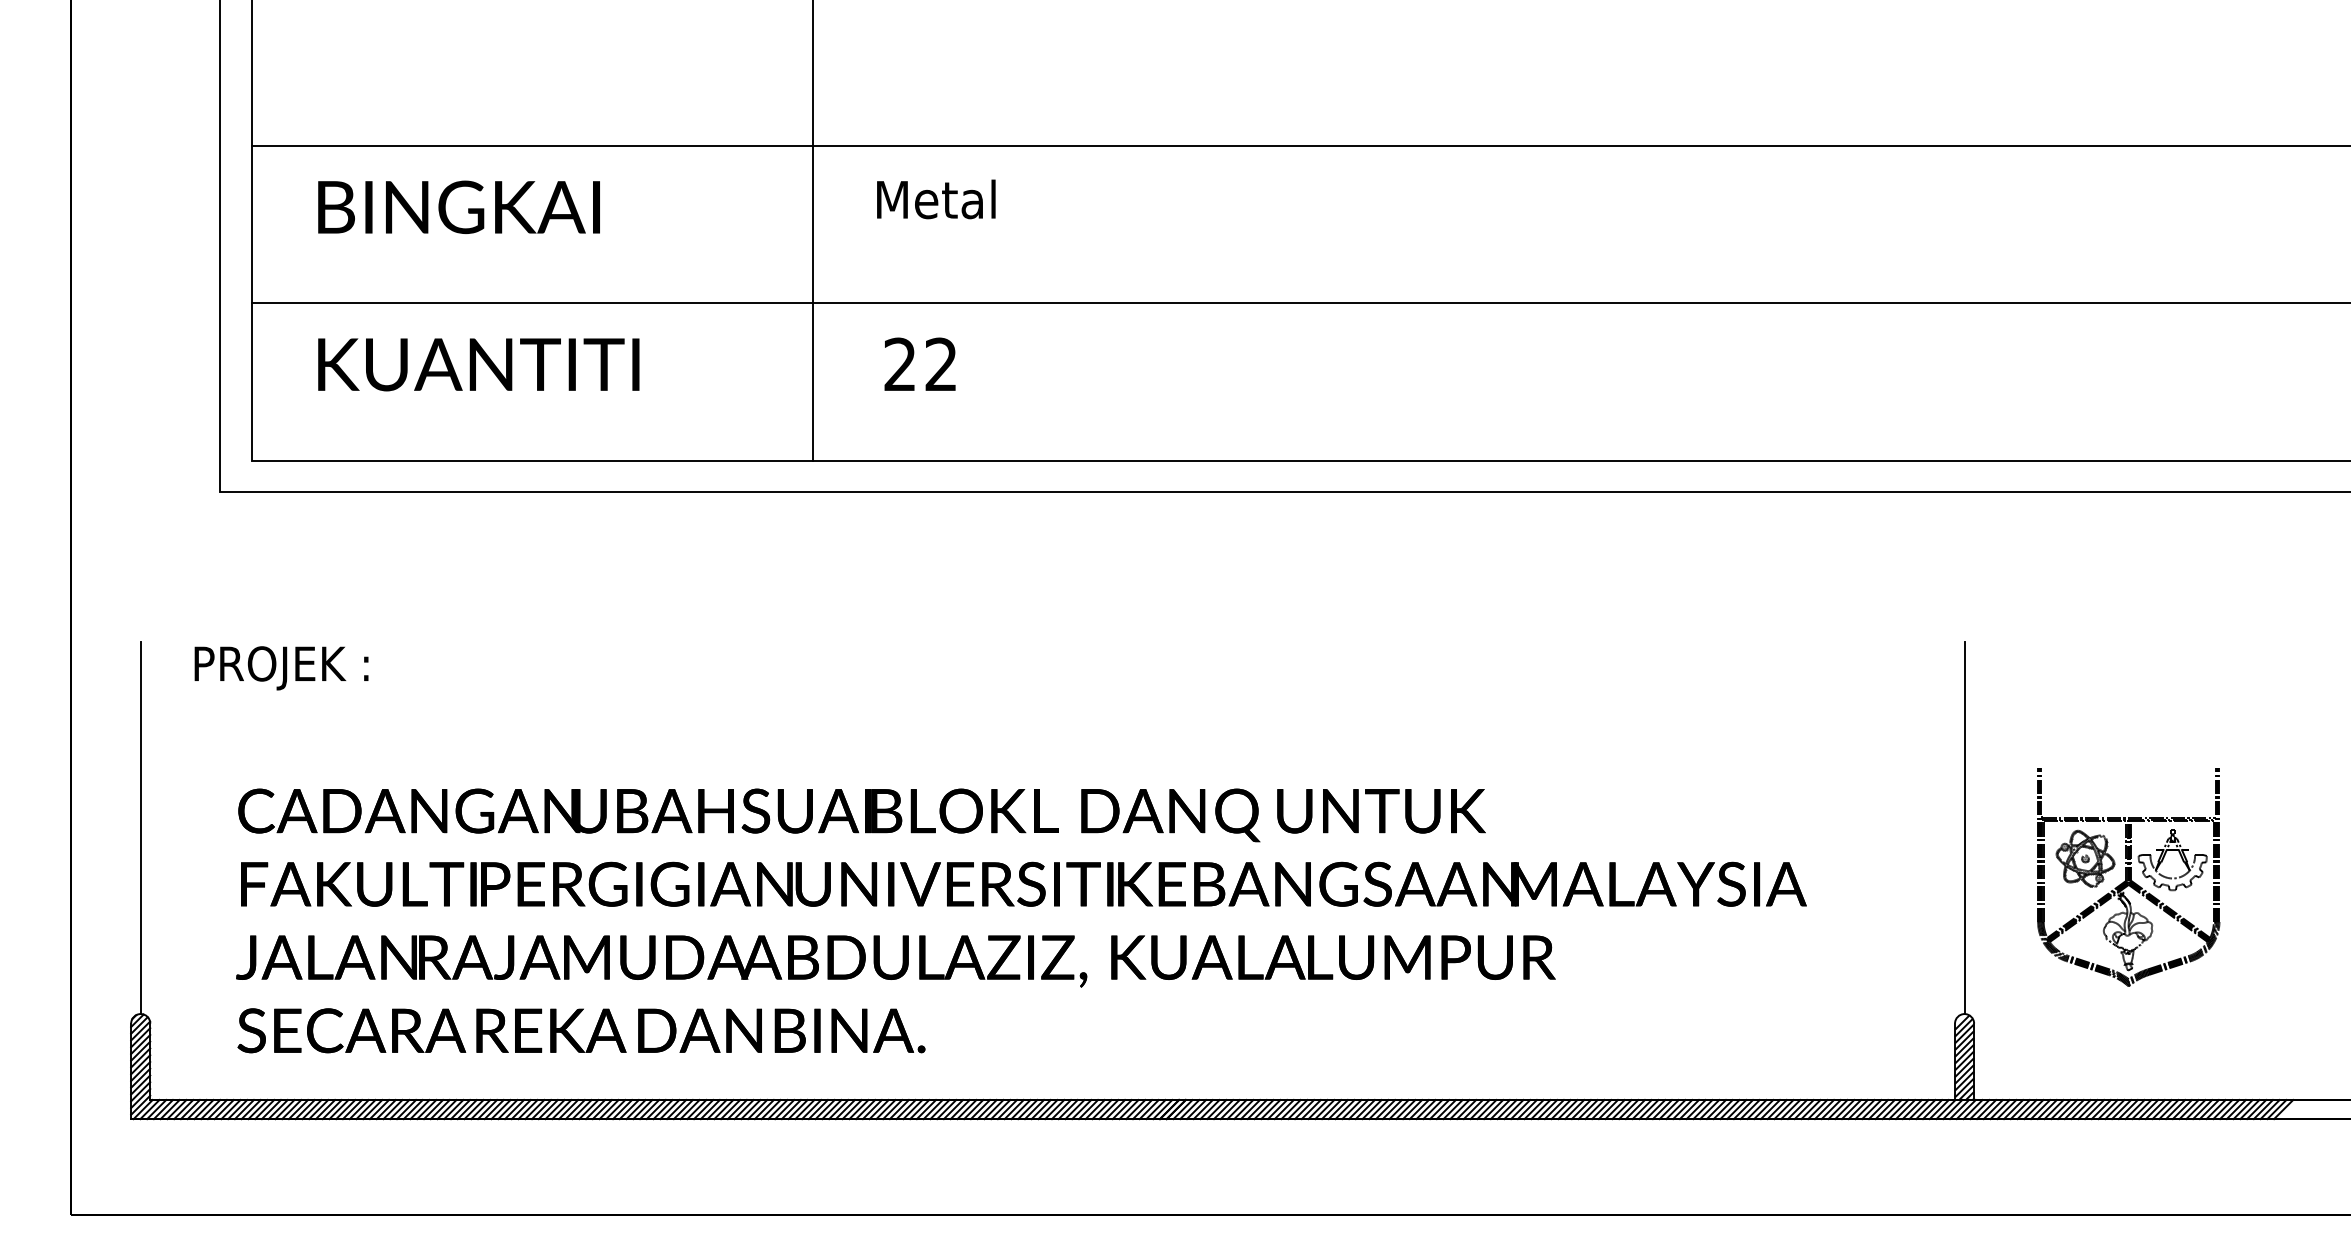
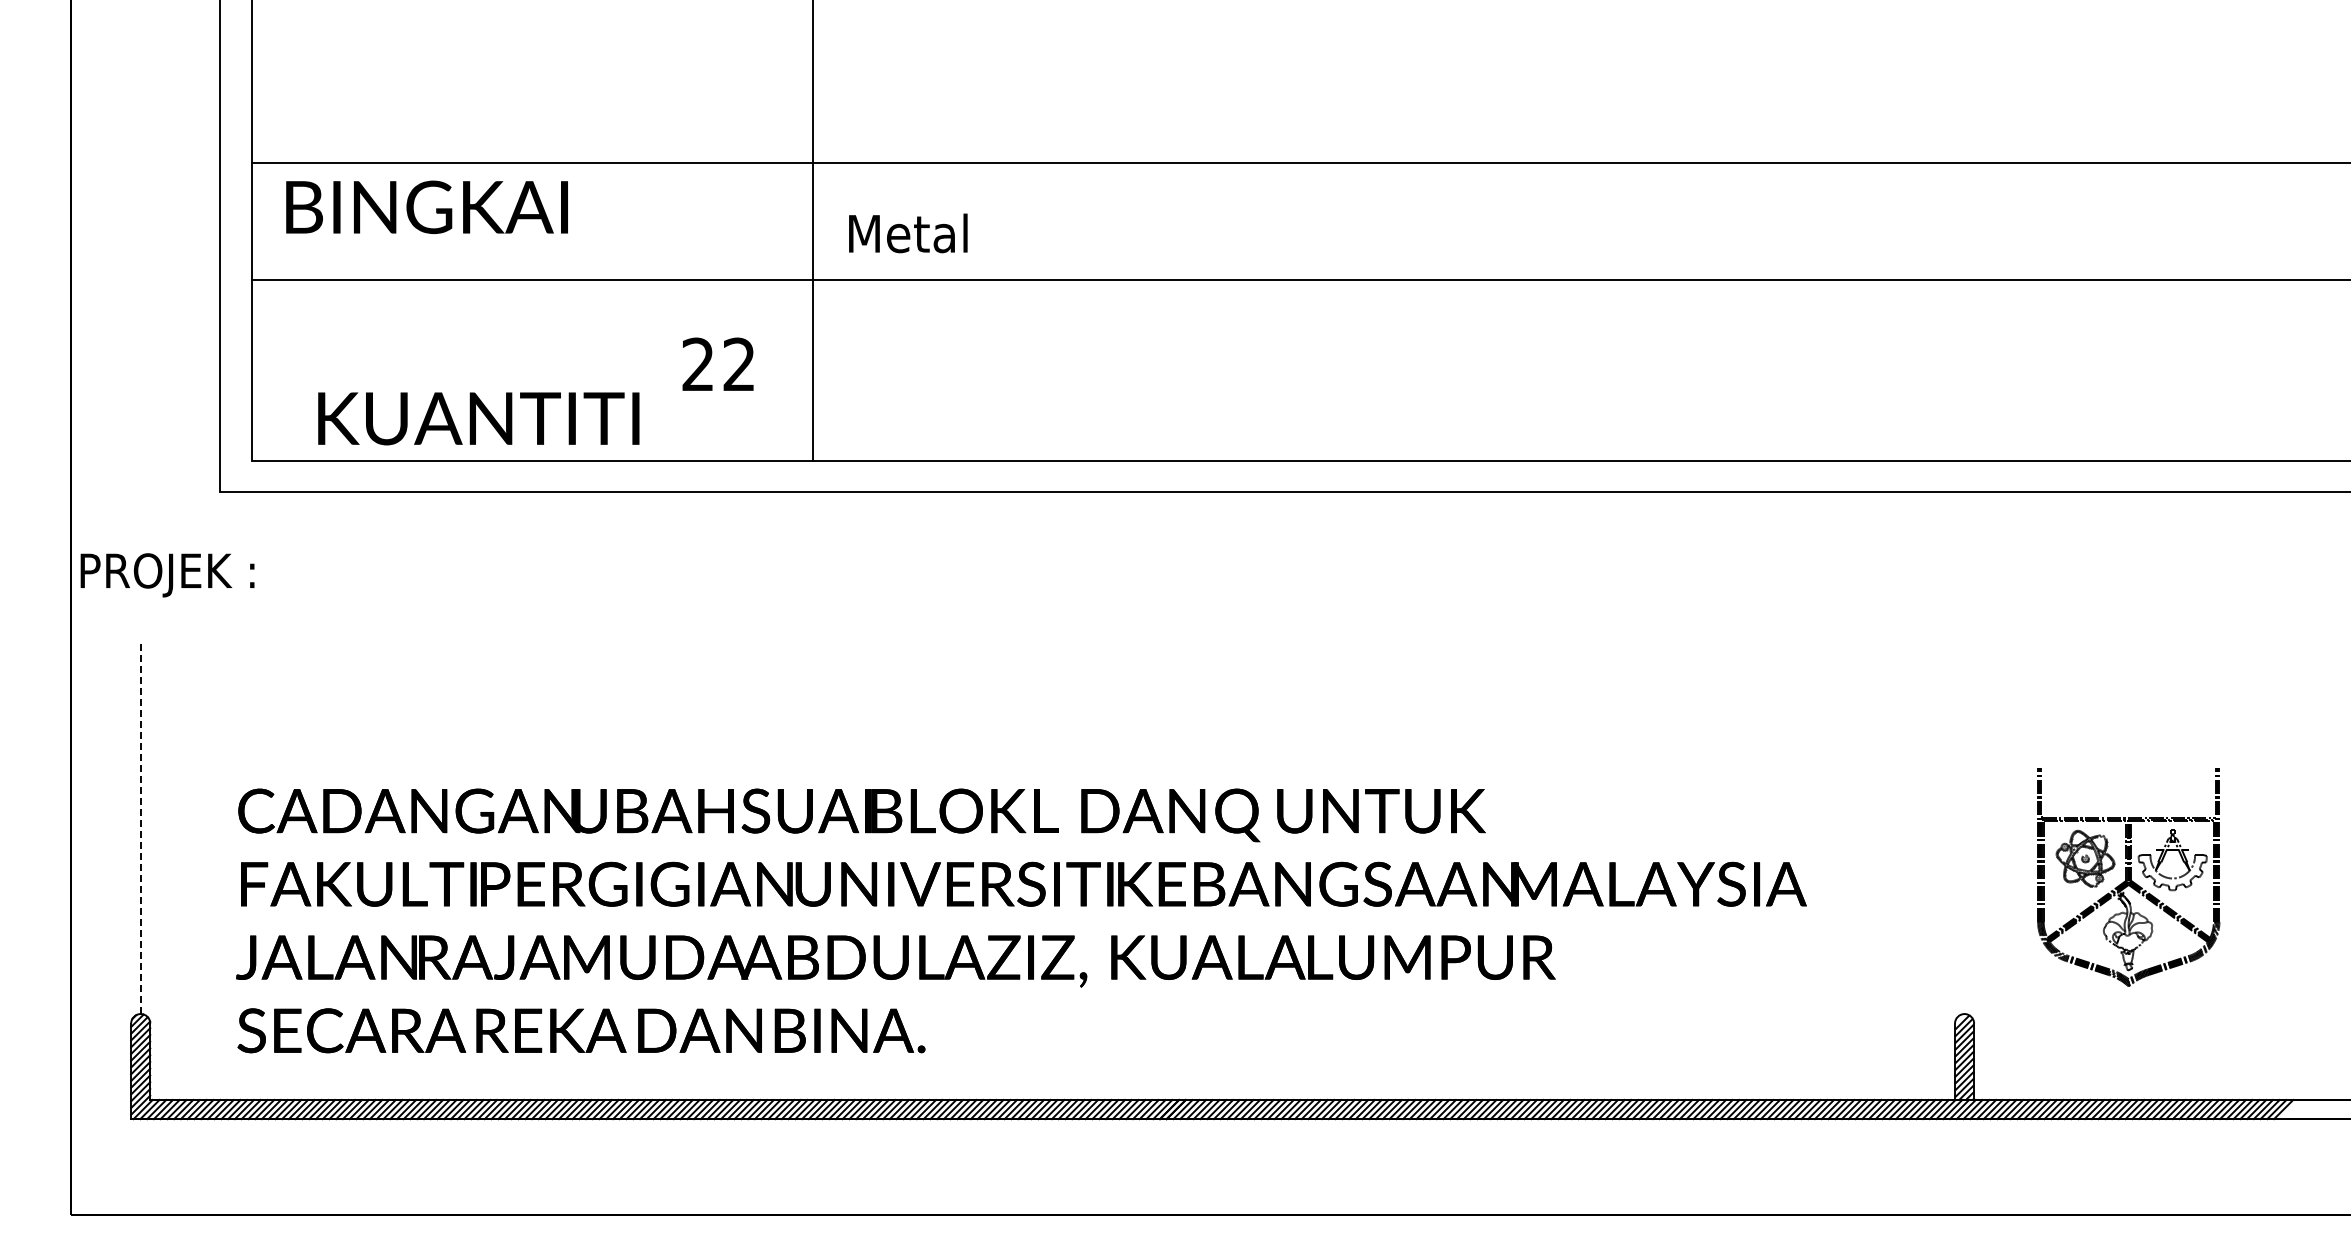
line position: (1299, 146) -> (1299, 163) (1299, 163)
text position: (936, 199) -> (908, 233) (908, 233)
text position: (458, 206) -> (426, 206) (426, 206)
line position: (1299, 303) -> (1299, 280) (1299, 280)
text position: (919, 363) -> (717, 363) (717, 363)
text position: (478, 364) -> (478, 418) (478, 418)
text position: (281, 668) -> (167, 575) (167, 575)
line: solid -> dashed (140, 827)
line: present -> none (1964, 827)
